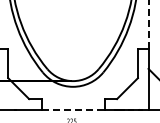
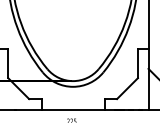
line: dashed -> solid (148, 24)
line: dashed -> solid (73, 109)
